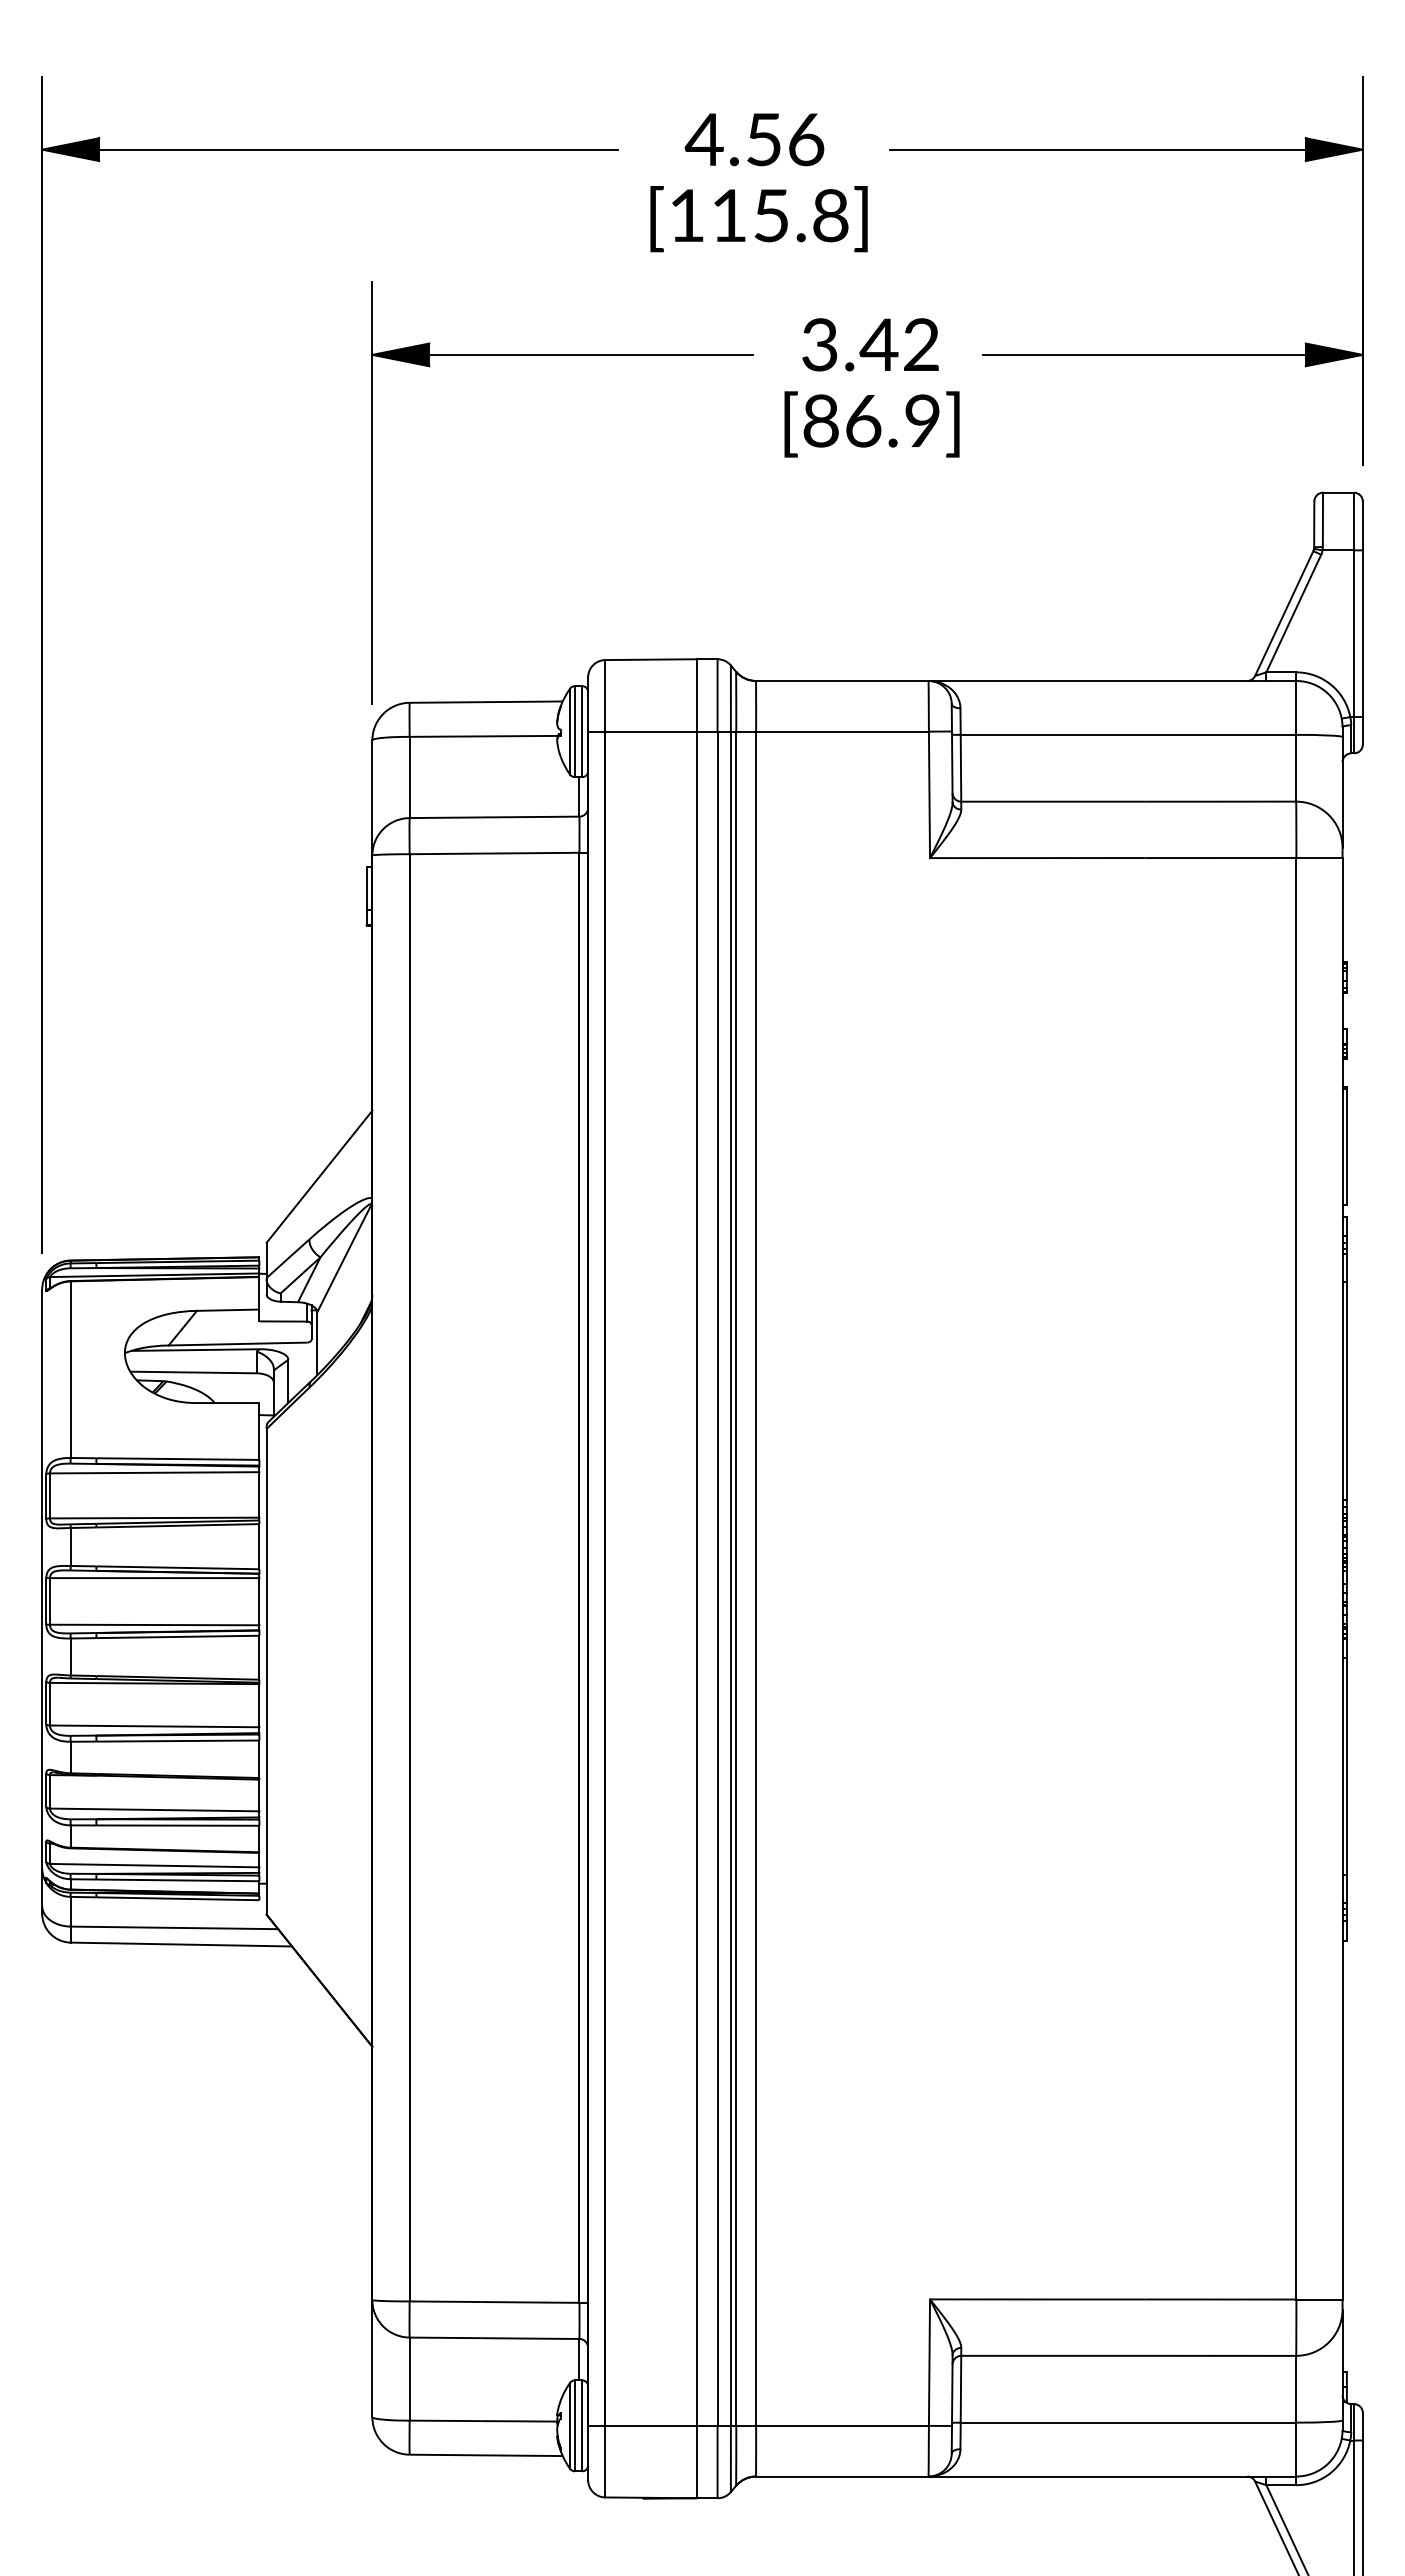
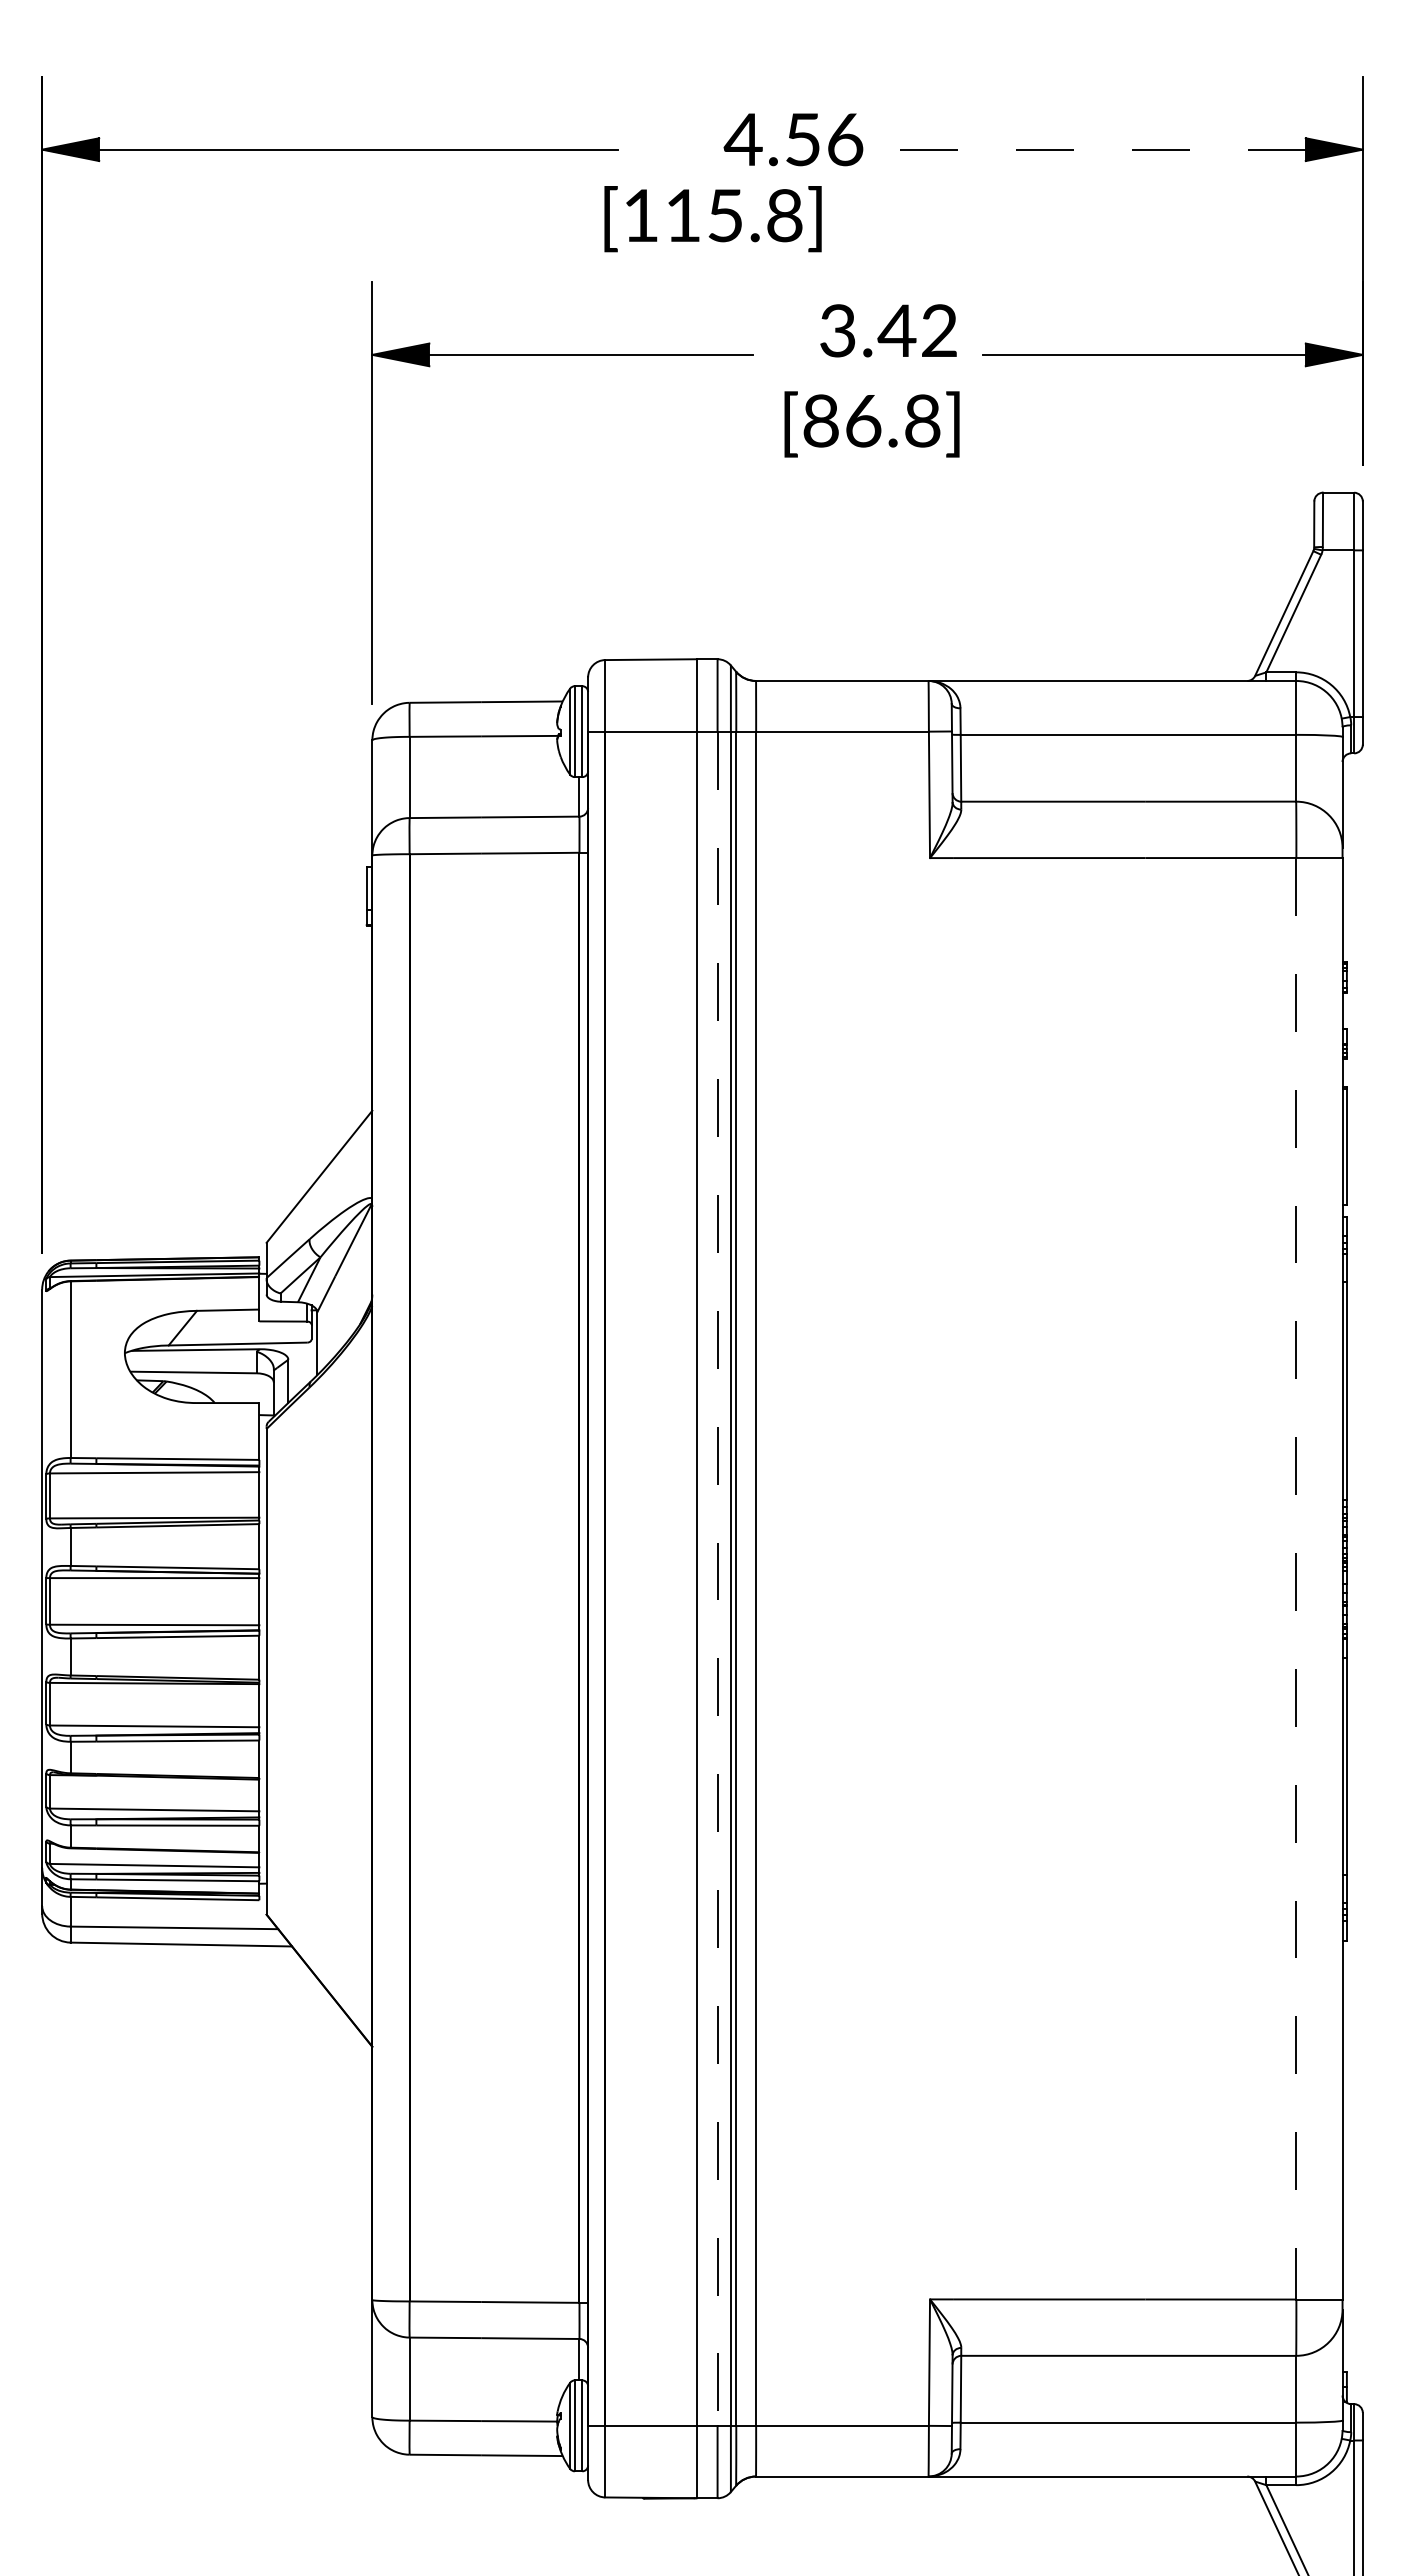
text position: (754, 139) -> (793, 139) (793, 139)
line: solid -> dashed (1097, 149)
text position: (758, 219) -> (712, 219) (712, 219)
text position: (870, 344) -> (888, 330) (888, 330)
text: [86.9] -> [86.8] (922, 422)
line: solid -> dashed (1296, 1578)
line: solid -> dashed (717, 1579)
